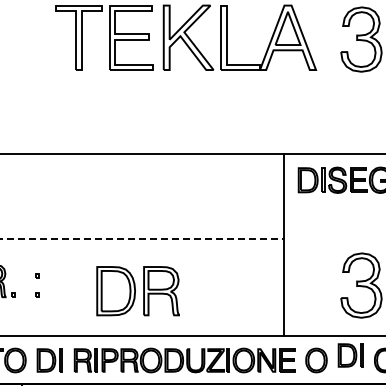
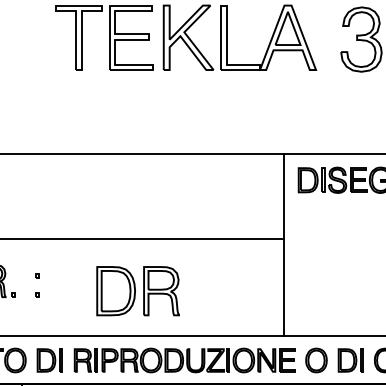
line: dashed -> solid (142, 239)
part: present -> none (361, 285)
part position: (350, 355) -> (350, 360) (350, 360)
